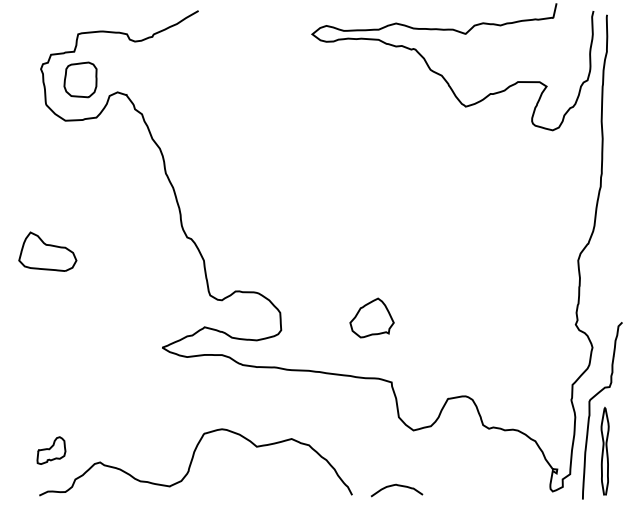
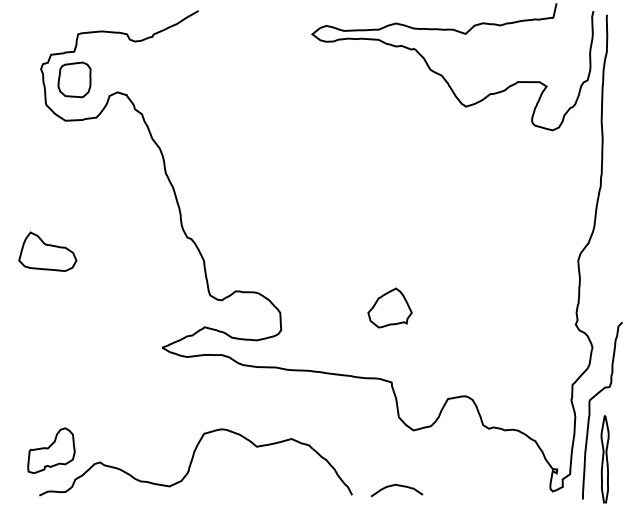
part position: (80, 79) -> (74, 79) (74, 79)
part position: (371, 317) -> (389, 307) (389, 307)
part size: 31x29 px -> 49x47 px (51, 450)
curve position: (603, 450) -> (603, 458) (603, 458)
